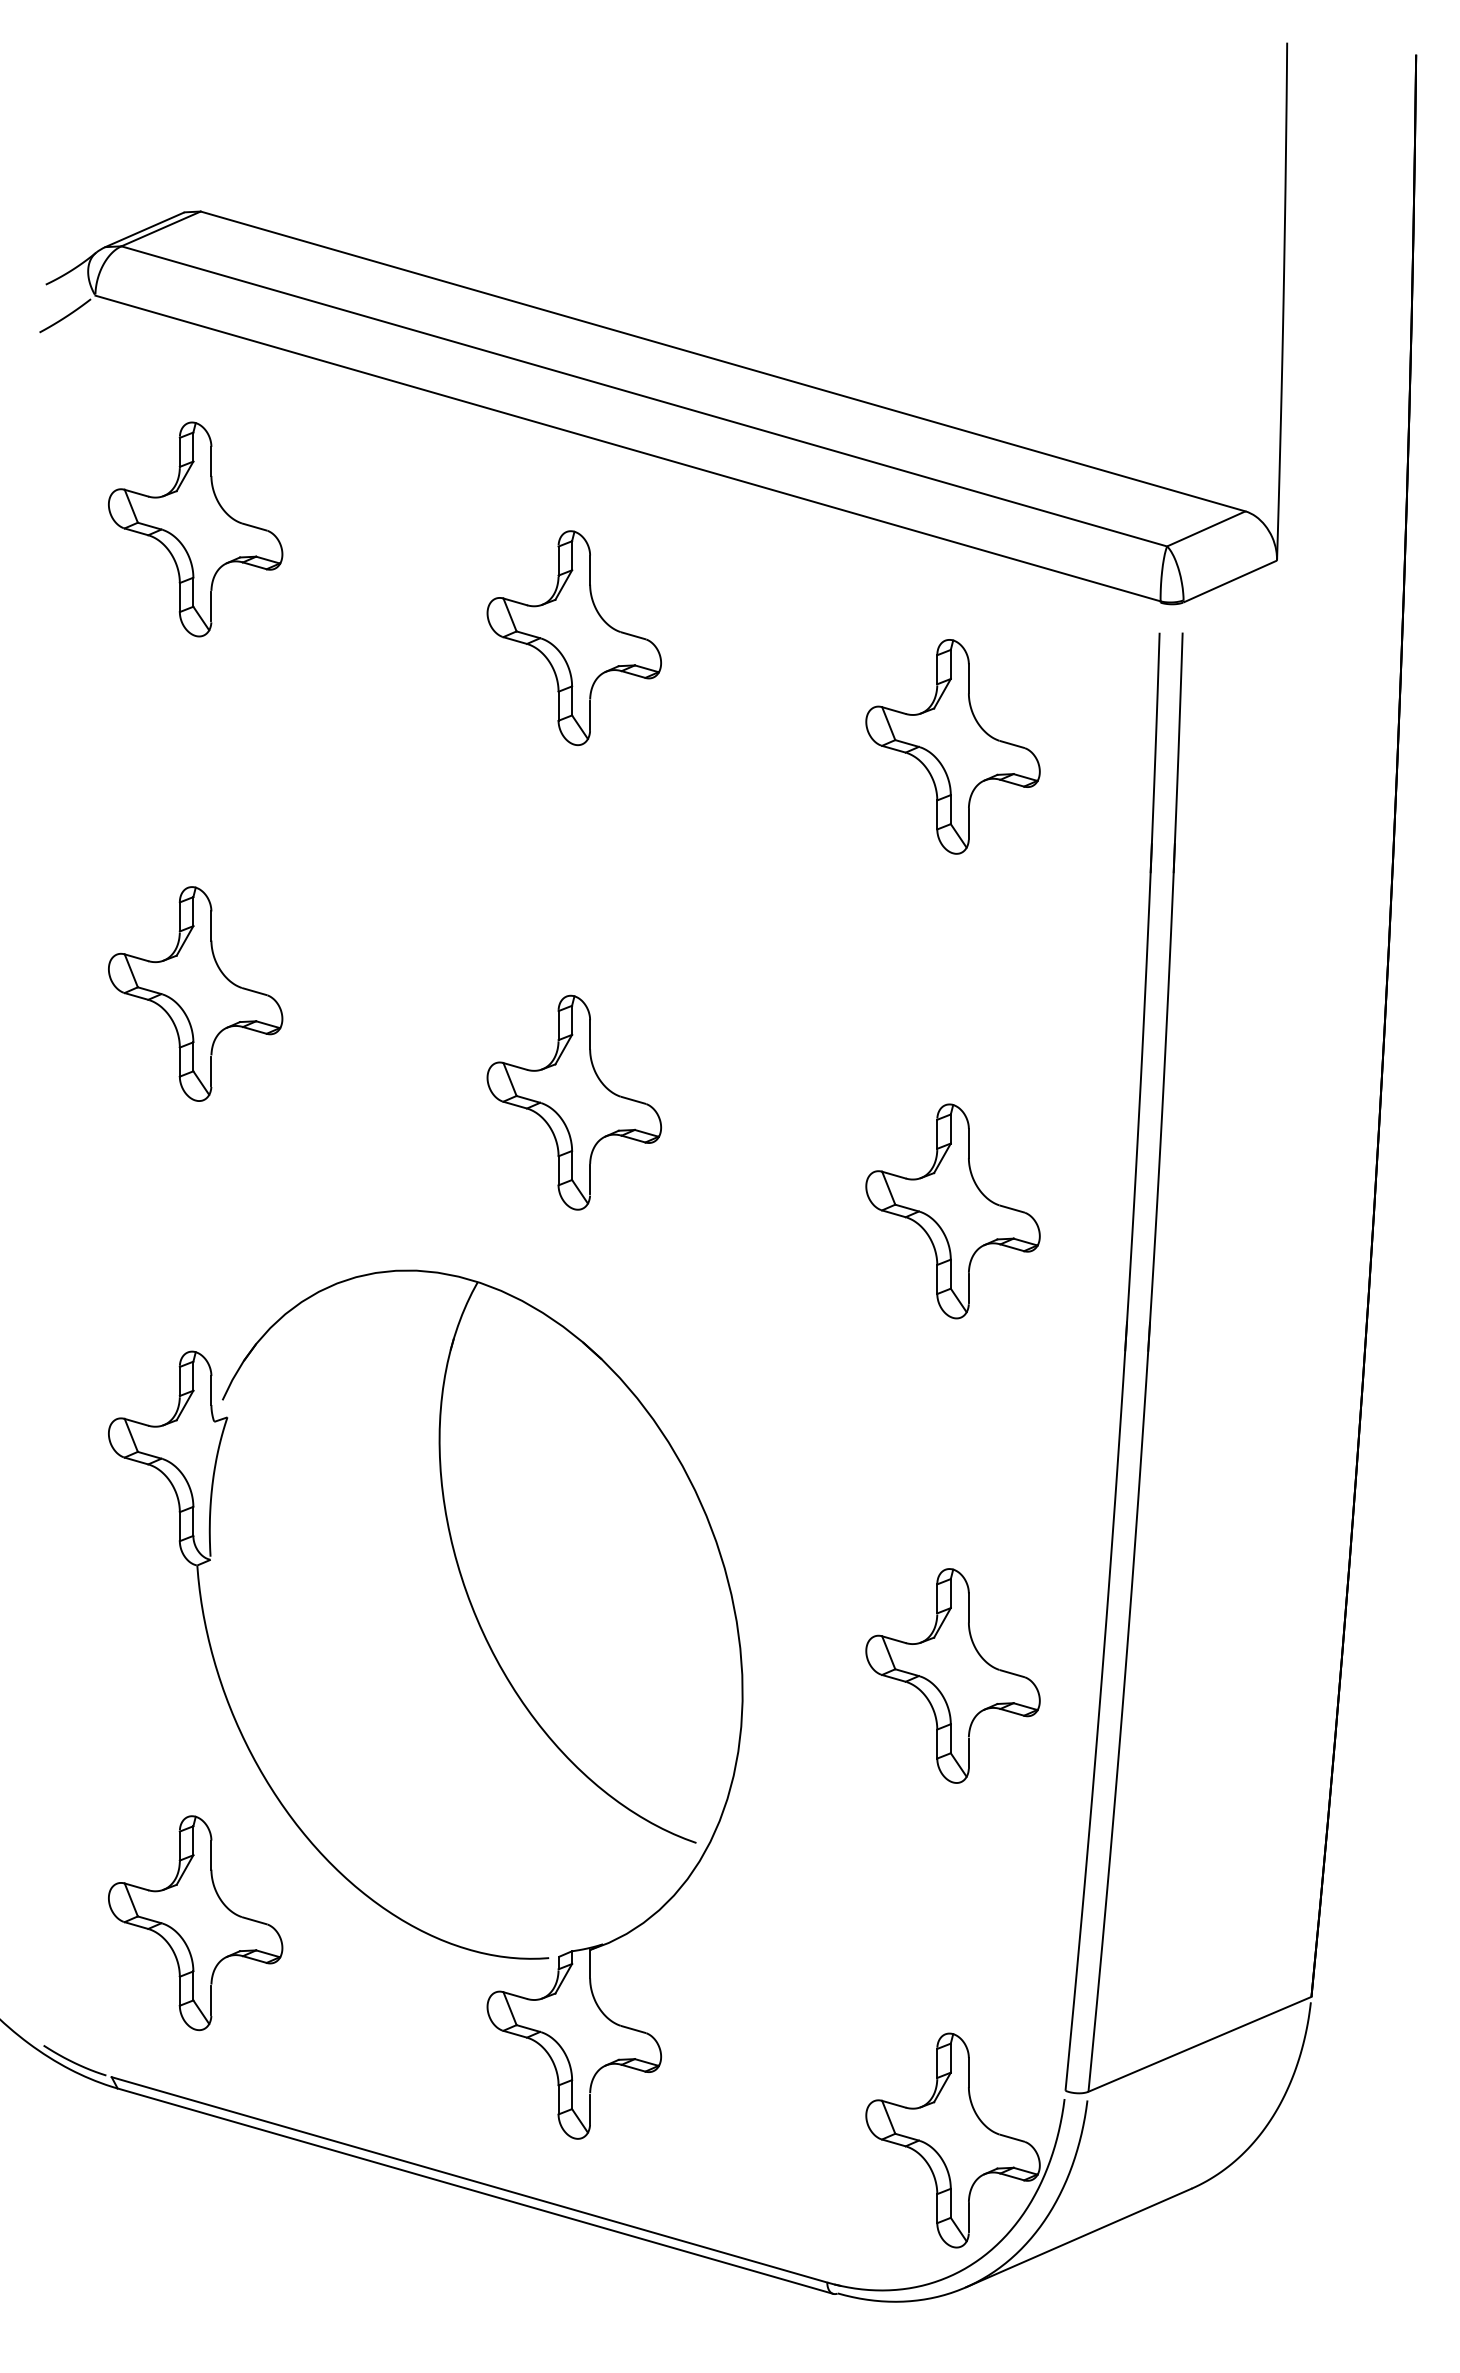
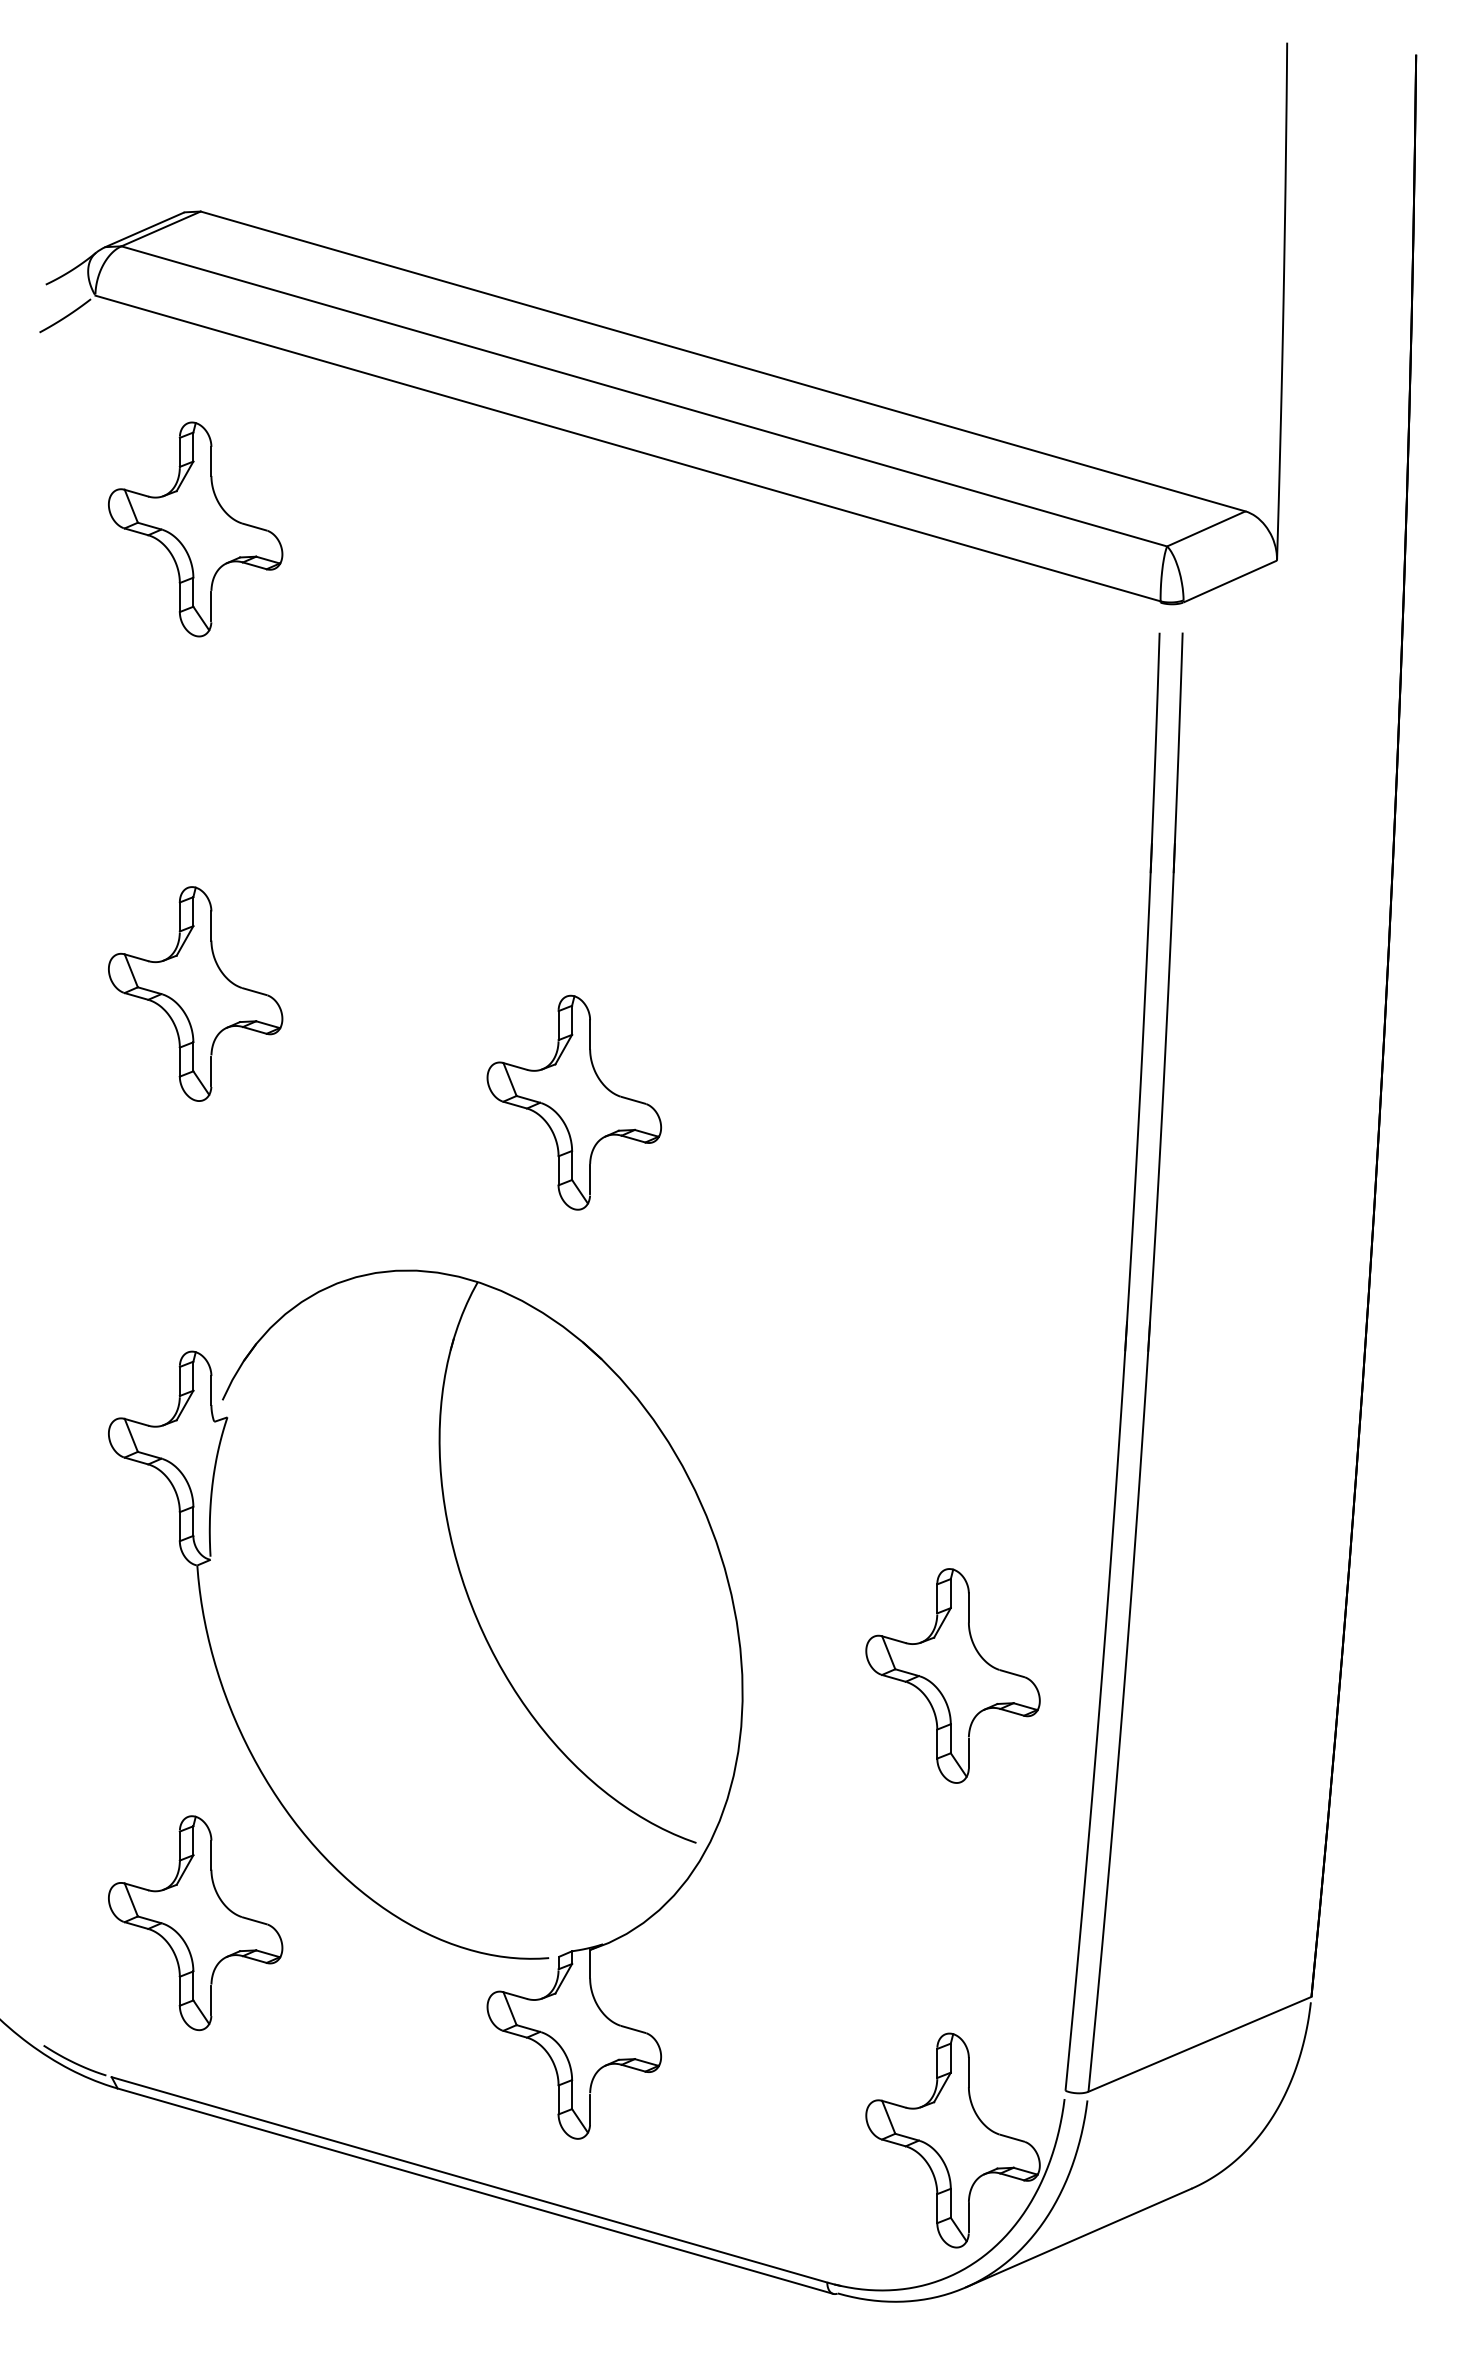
part: present -> none (573, 637)
part: present -> none (952, 746)
part: present -> none (952, 1211)
